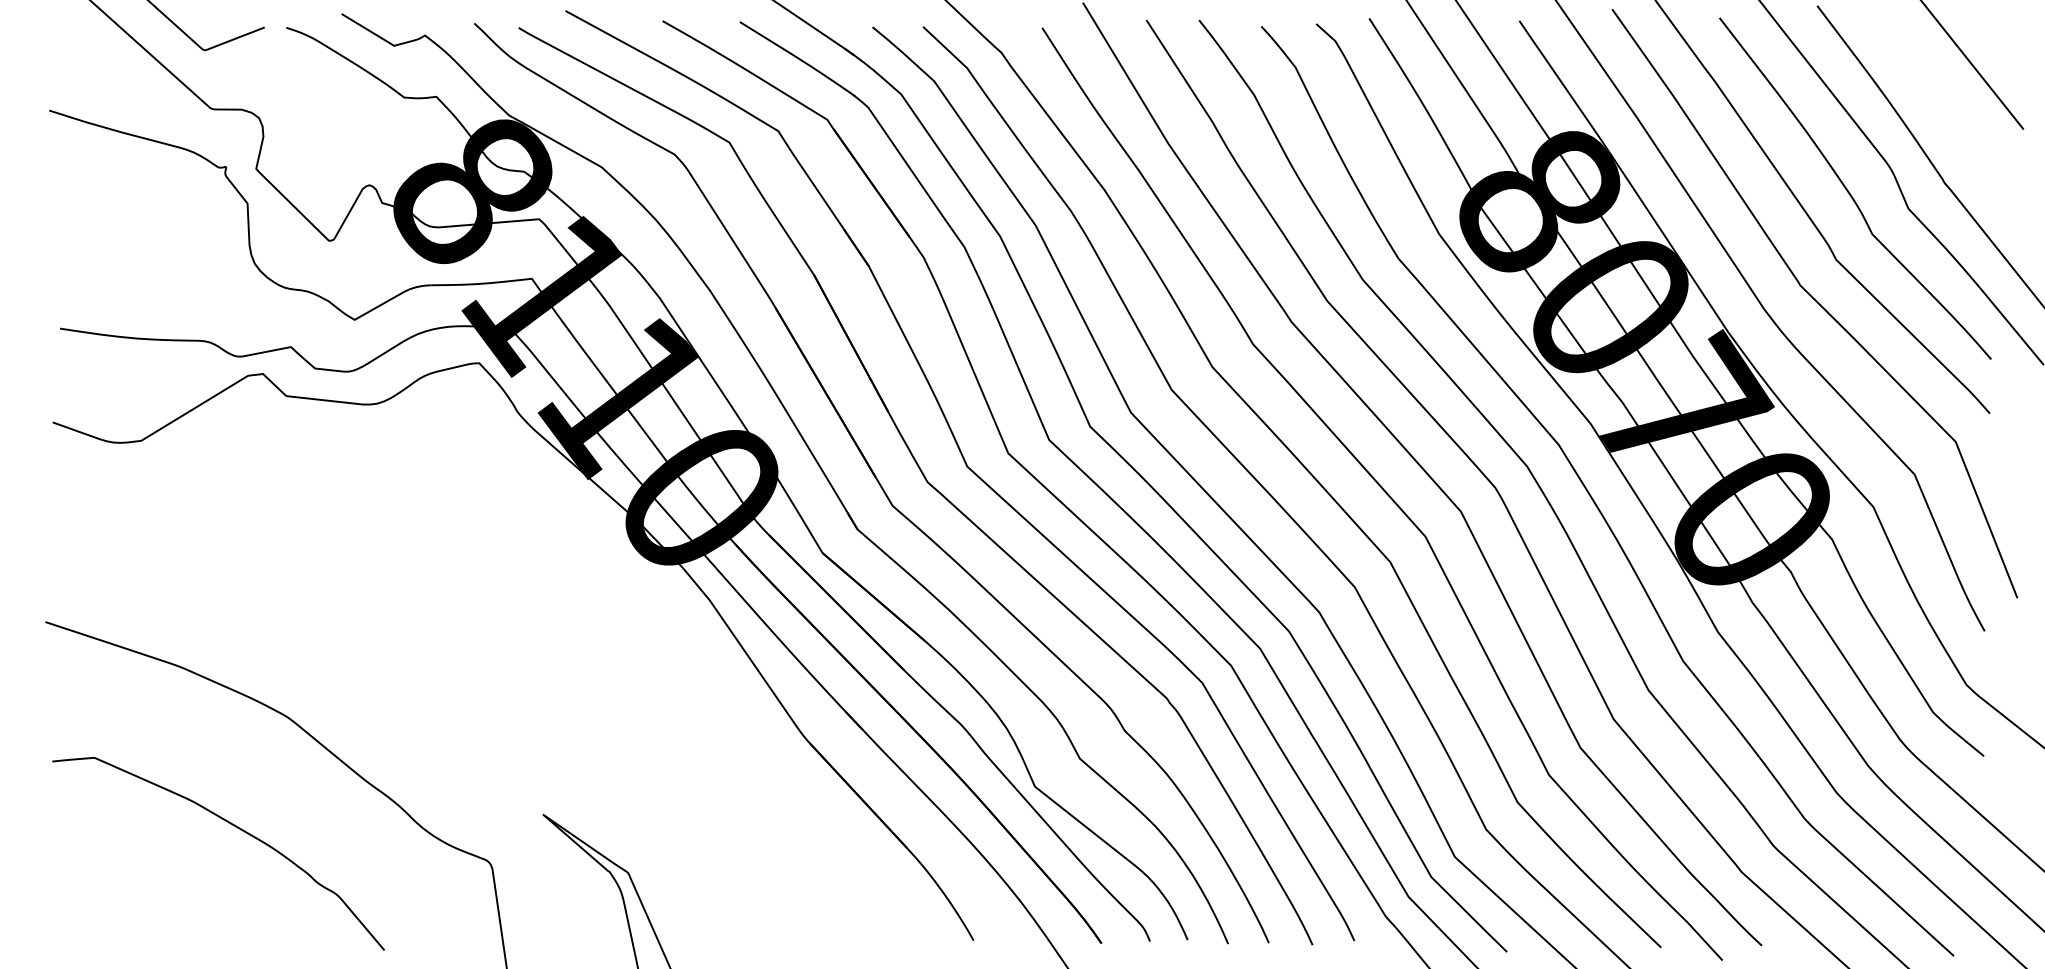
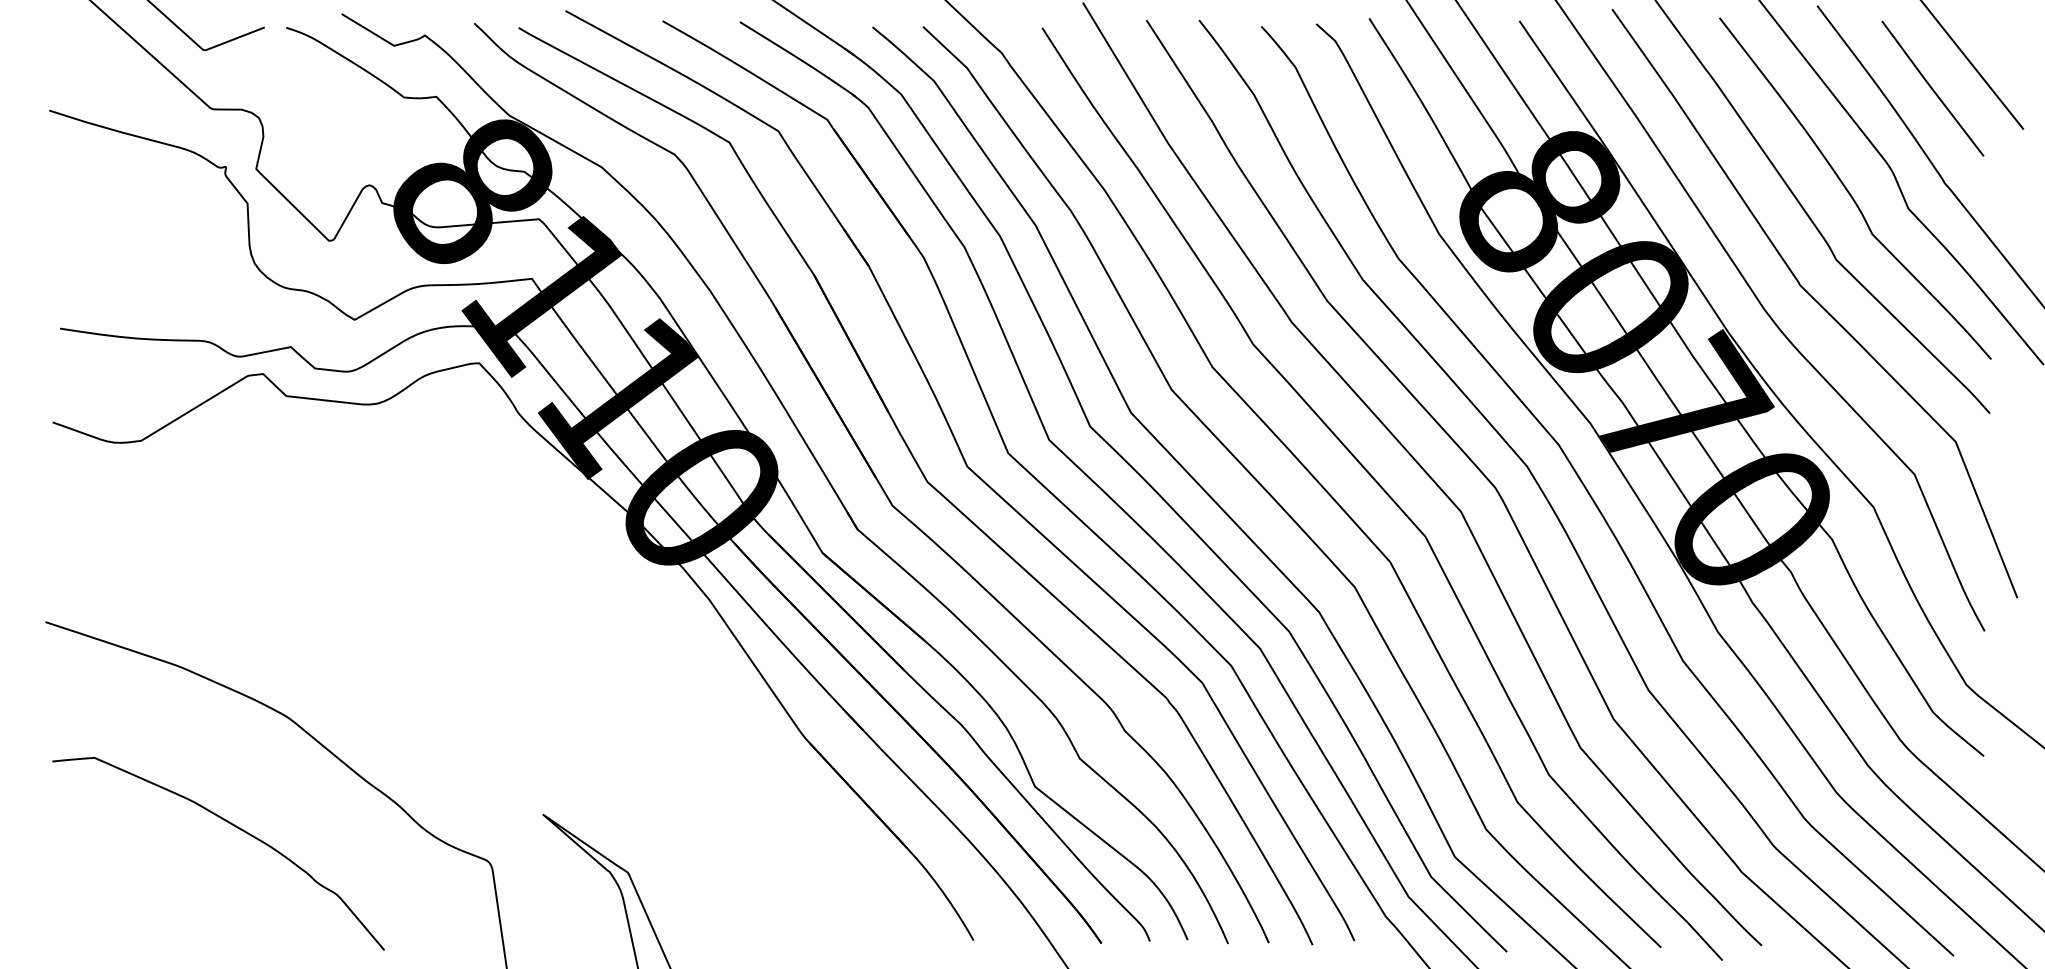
line: none -> present (1932, 88)
